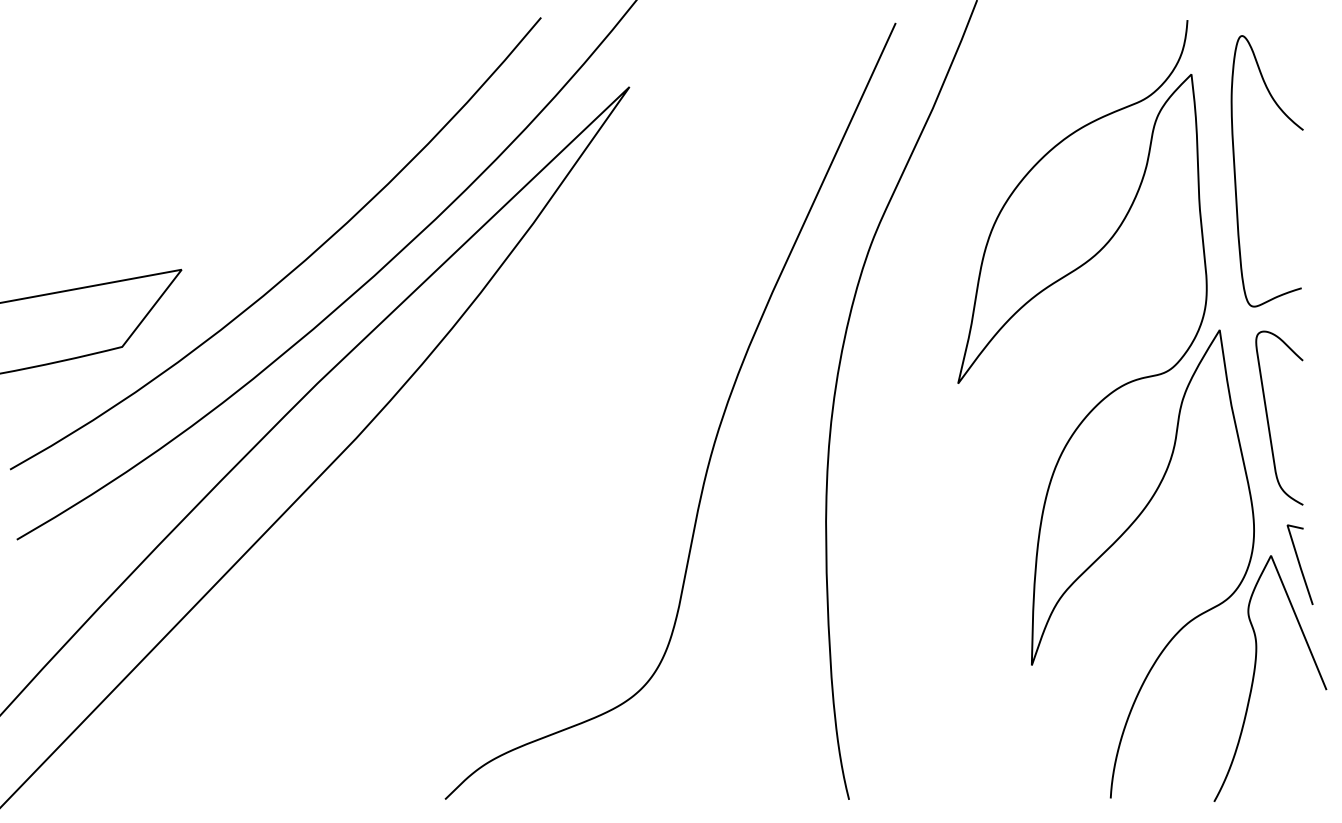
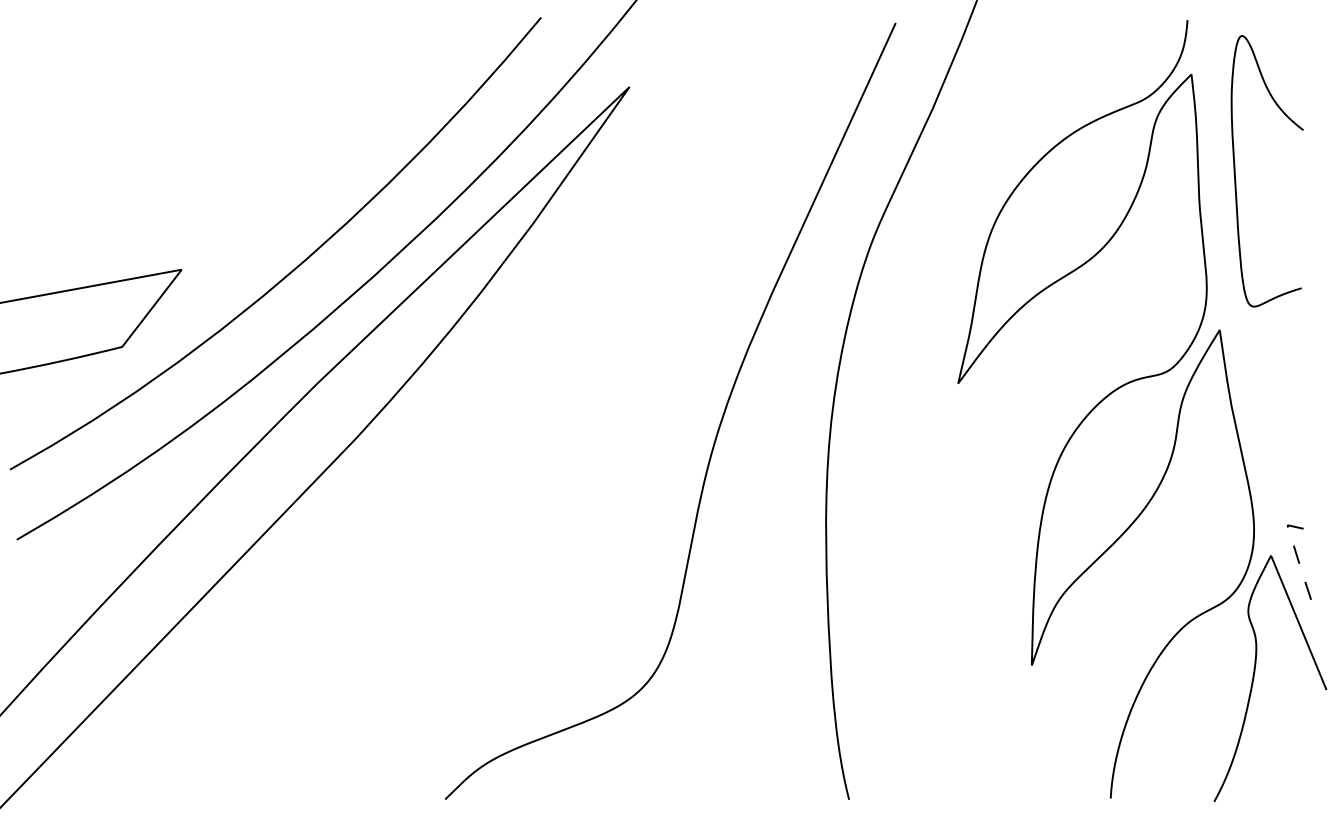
curve: present -> none (1268, 417)
line: solid -> dashed (1297, 557)
